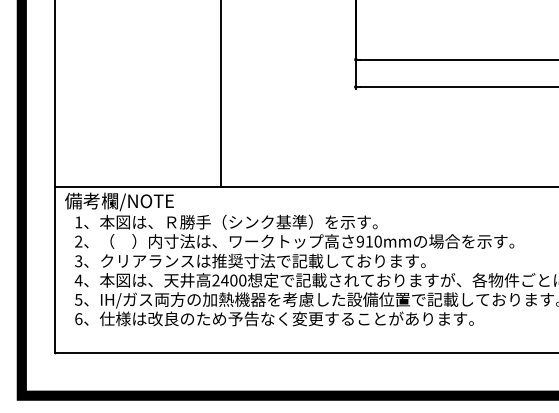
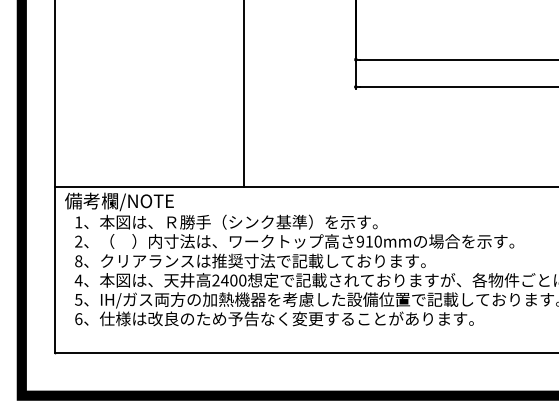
line position: (221, 94) -> (244, 94) (244, 94)
text: 3 -> 8 (78, 261)
